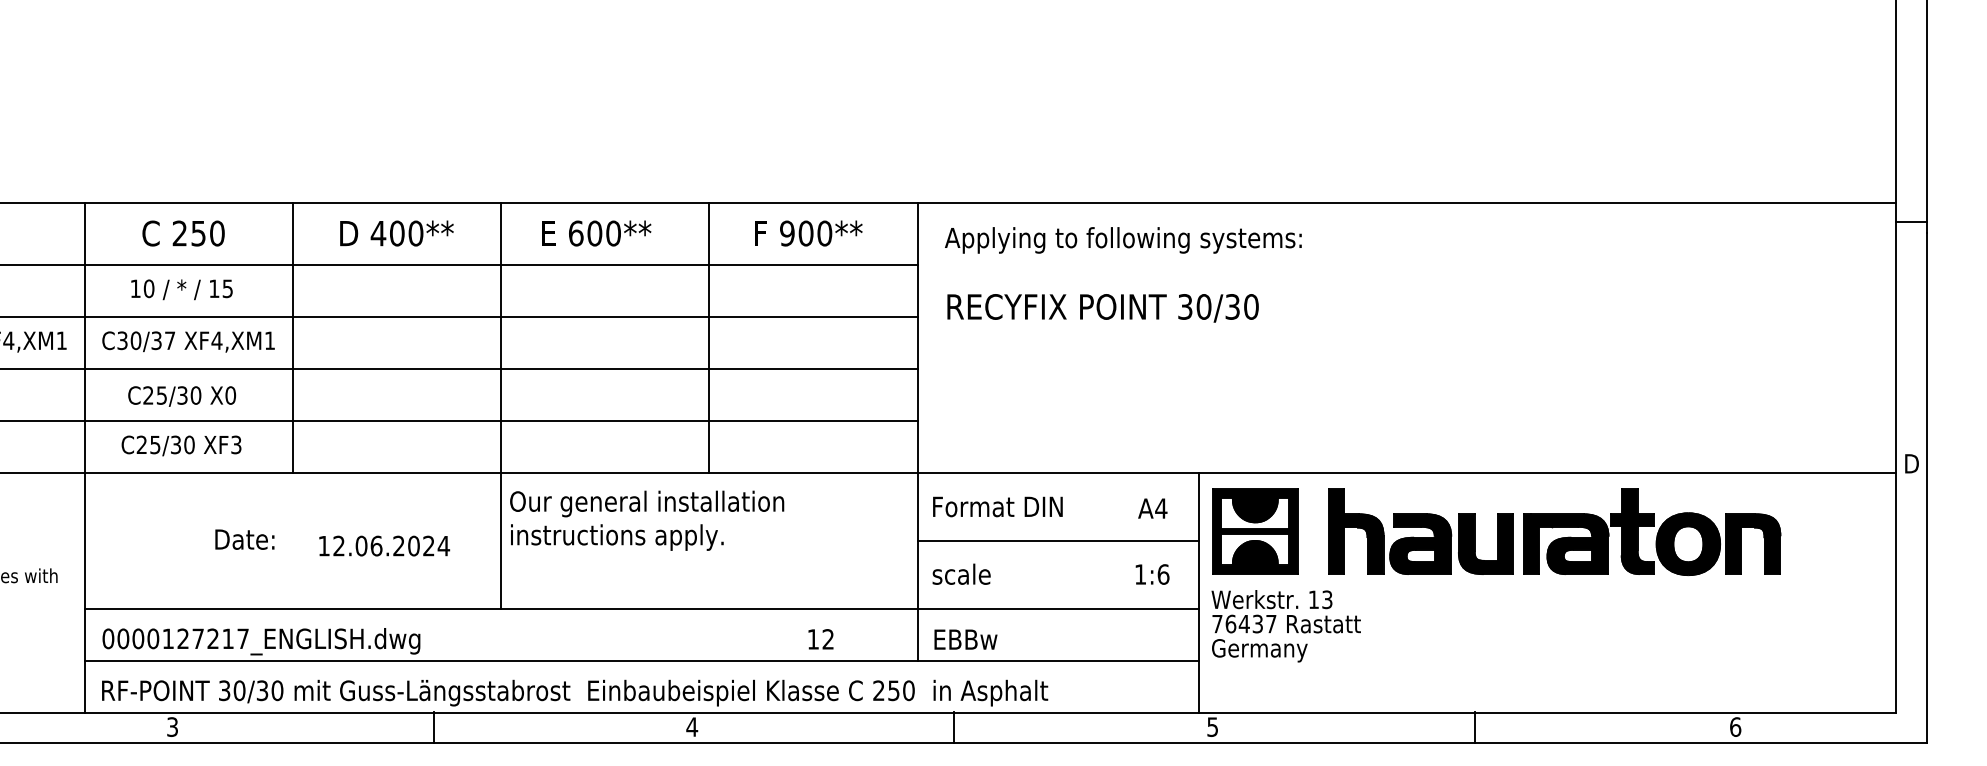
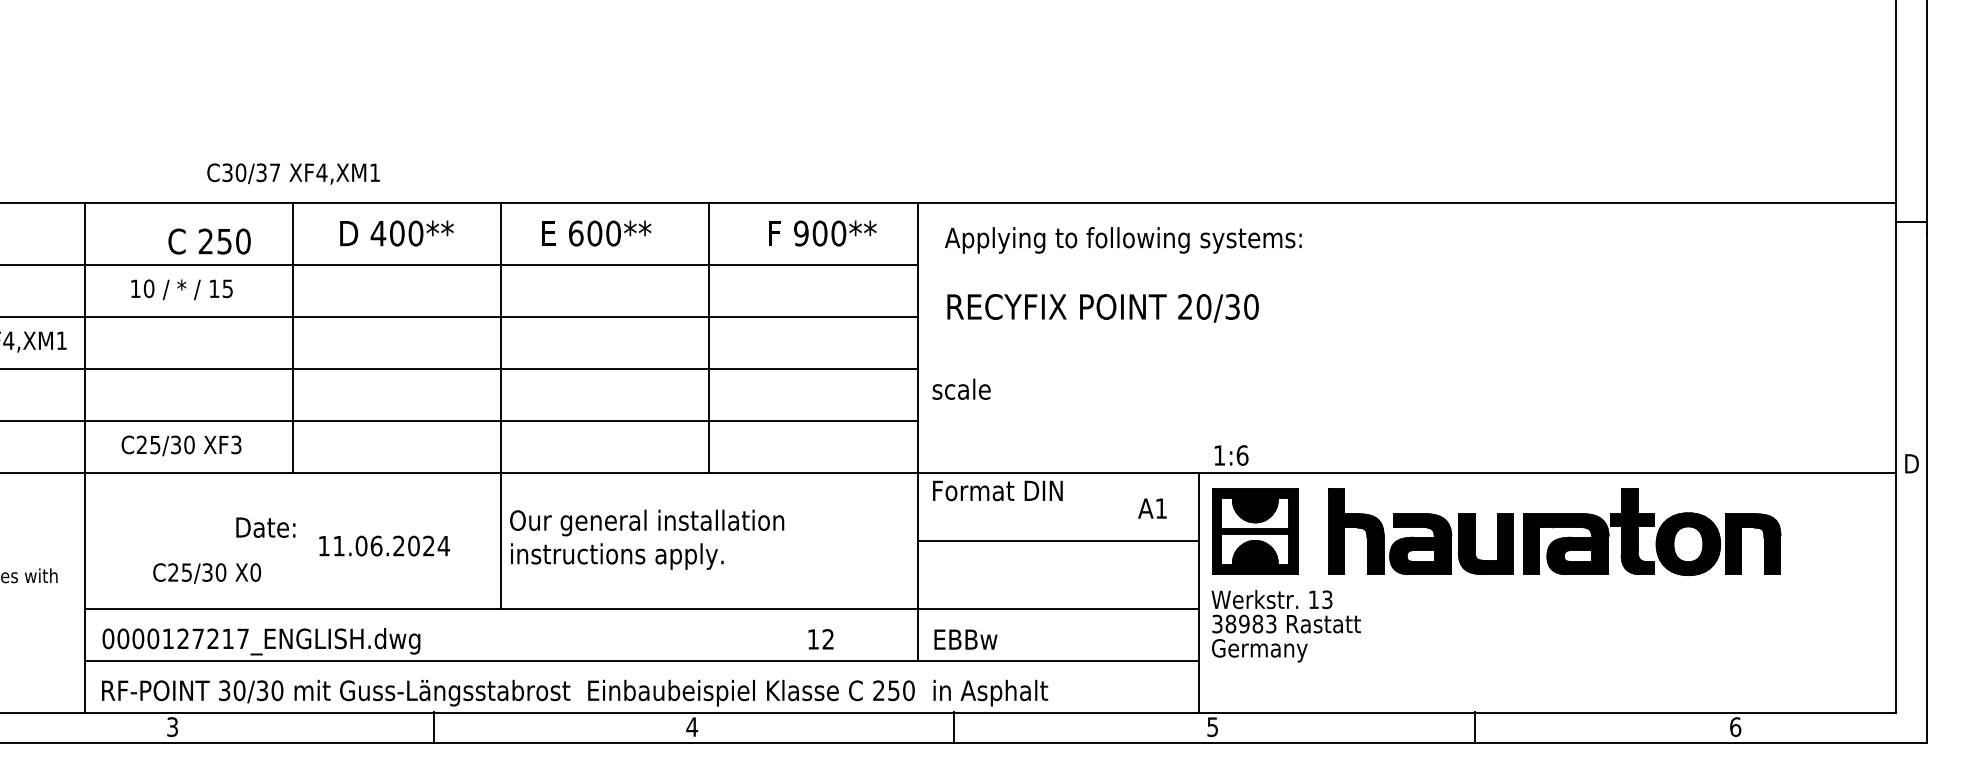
text position: (183, 233) -> (209, 241) (209, 241)
text position: (808, 233) -> (822, 233) (822, 233)
text: 30/30 -> 20/30 (1185, 306)
text position: (188, 341) -> (293, 173) (293, 173)
text position: (182, 396) -> (207, 573) (207, 573)
text position: (997, 506) -> (997, 490) (997, 490)
text: A4 -> A1 (1161, 508)
text position: (647, 520) -> (647, 539) (647, 539)
text position: (244, 539) -> (265, 527) (265, 527)
text: 12.06.2024 -> 11.06.2024 (338, 545)
text position: (961, 573) -> (961, 388) (961, 388)
text position: (1152, 574) -> (1231, 455) (1231, 455)
text: 76437 -> 38983 (1244, 623)
